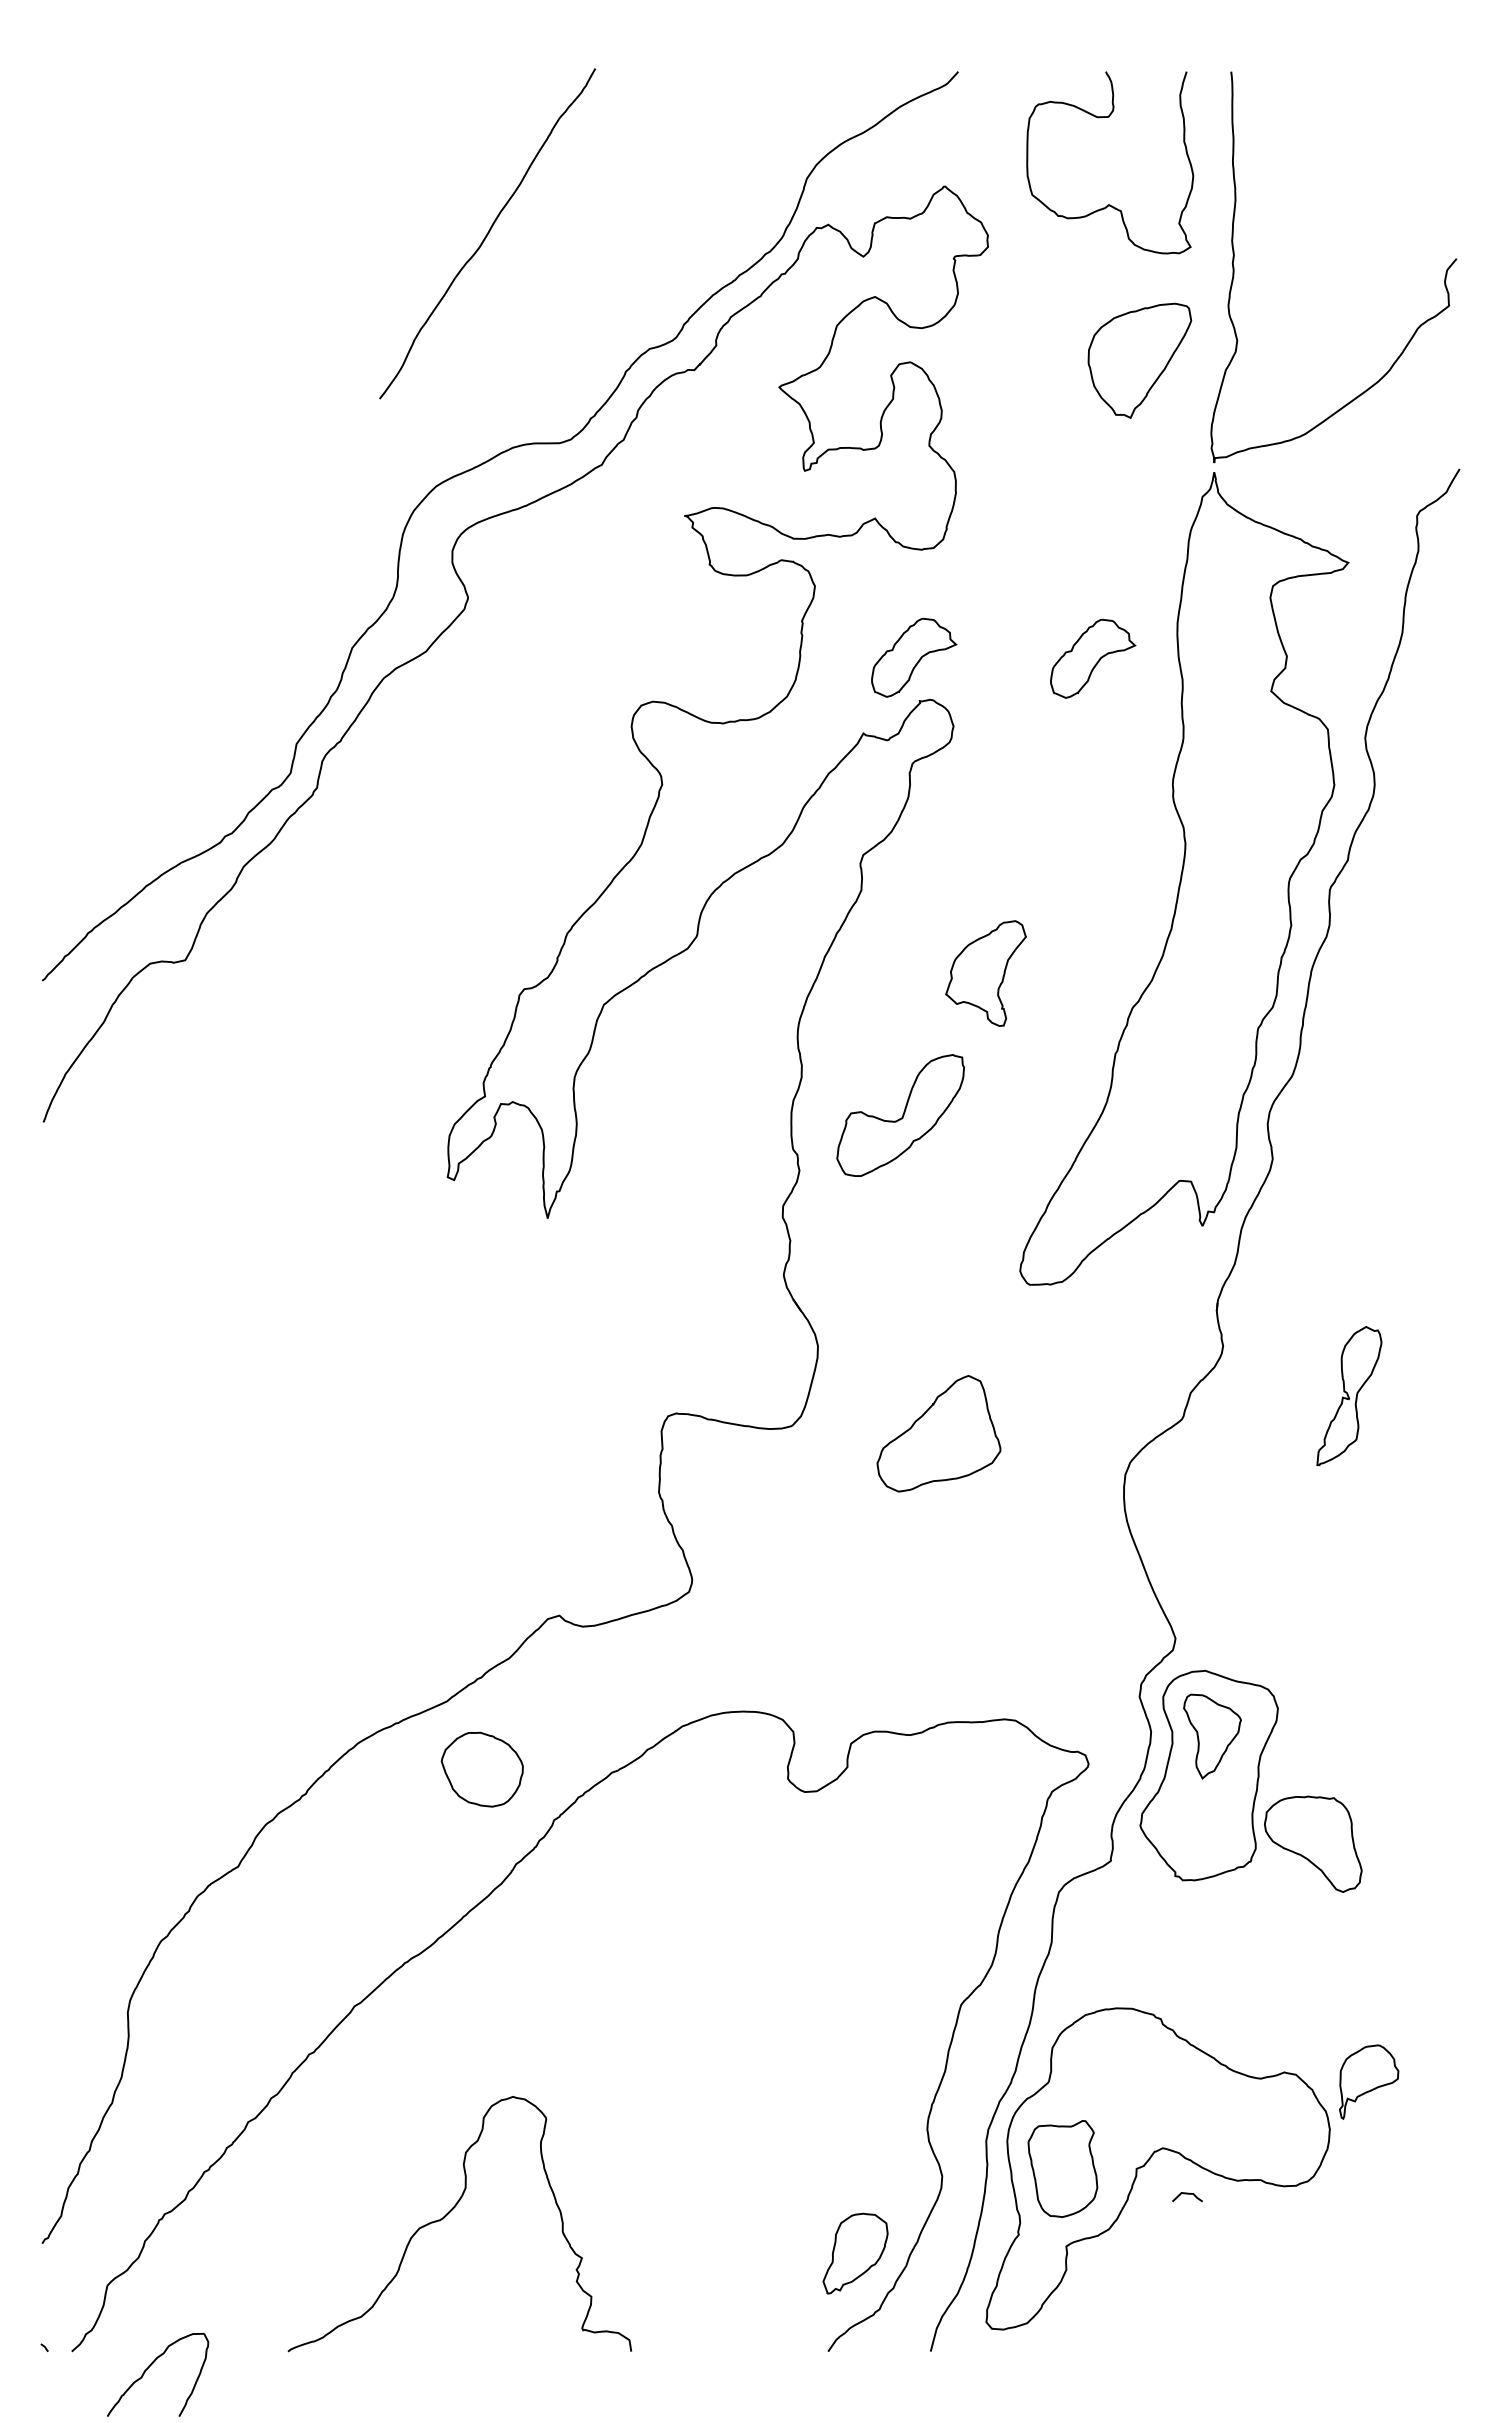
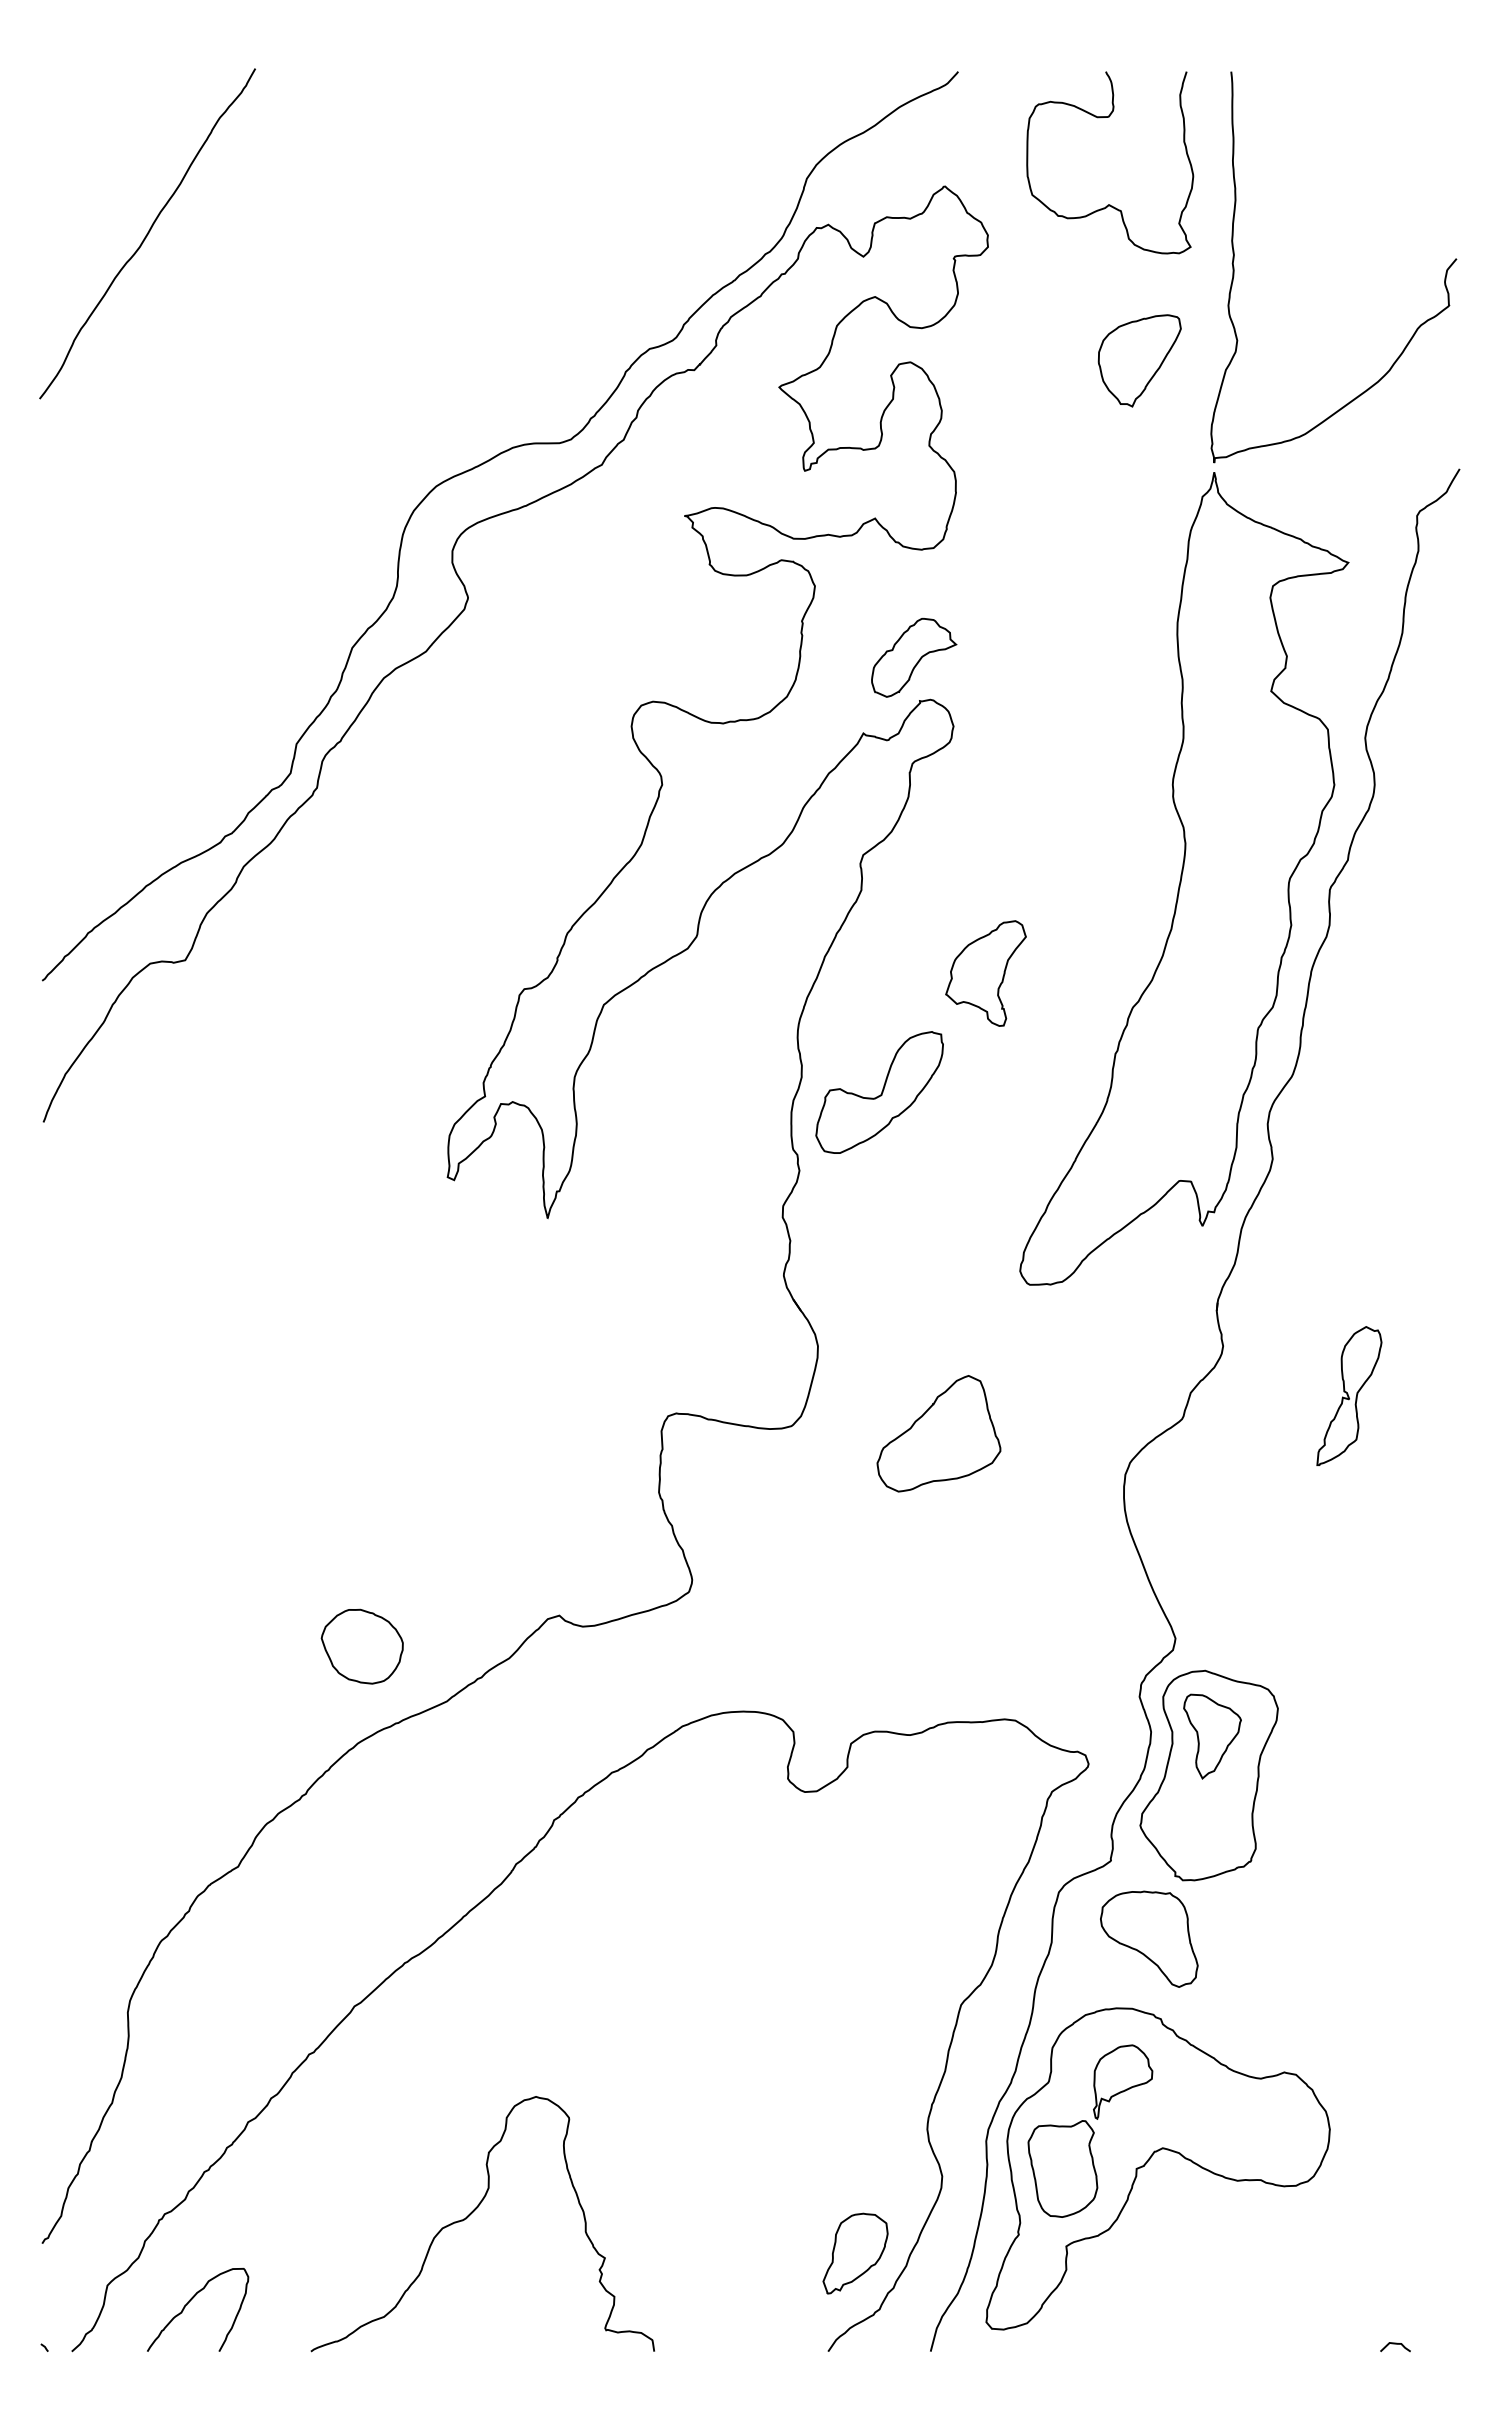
curve position: (487, 233) -> (147, 233) (147, 233)
part size: 106x117 px -> 85x94 px (1139, 360)
part: present -> none (1093, 658)
part position: (900, 1115) -> (879, 1092) (879, 1092)
part position: (481, 1769) -> (361, 1646) (361, 1646)
part position: (1313, 1843) -> (1149, 1938) (1149, 1938)
part position: (1369, 2081) -> (1123, 2081) (1123, 2081)
curve position: (1187, 2194) -> (1395, 2344) (1395, 2344)
curve position: (449, 2213) -> (472, 2213) (472, 2213)
curve position: (150, 2366) -> (190, 2301) (190, 2301)
